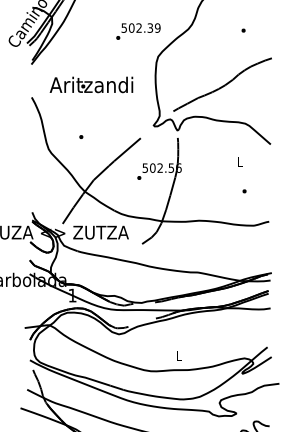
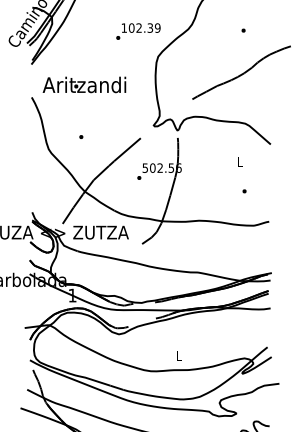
text: 502.39 -> 102.39 (123, 27)
text position: (91, 84) -> (84, 84) (84, 84)
curve position: (222, 85) -> (241, 73) (241, 73)
